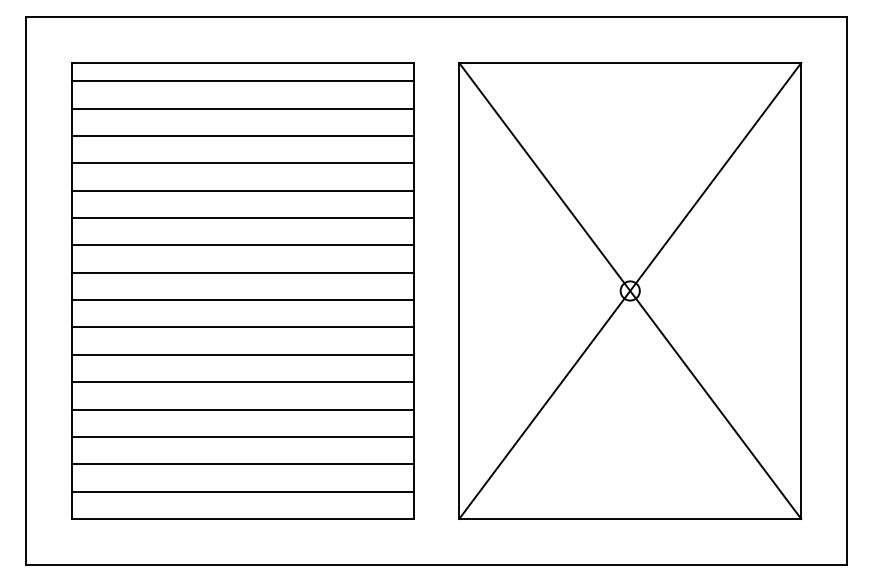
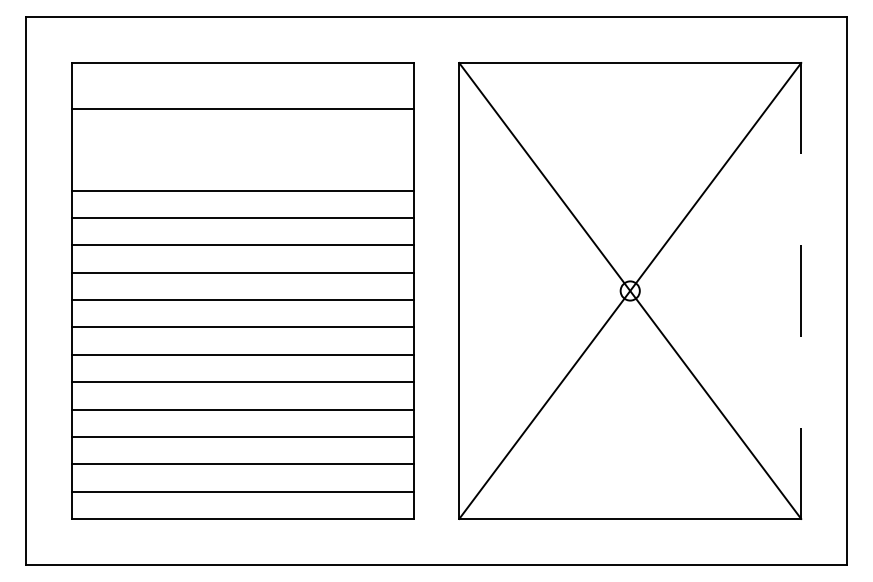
line: present -> none (242, 81)
line: present -> none (242, 135)
line: present -> none (242, 163)
line: solid -> dashed (801, 291)
